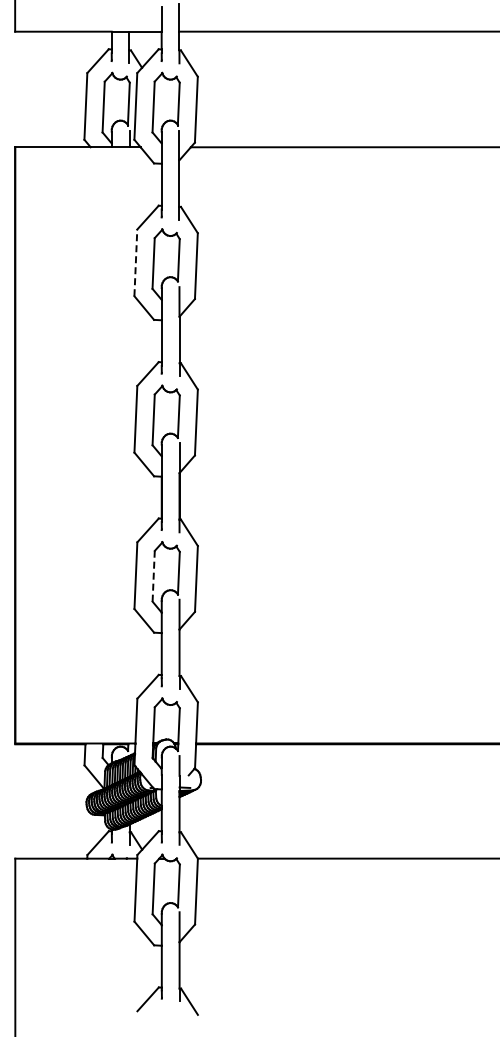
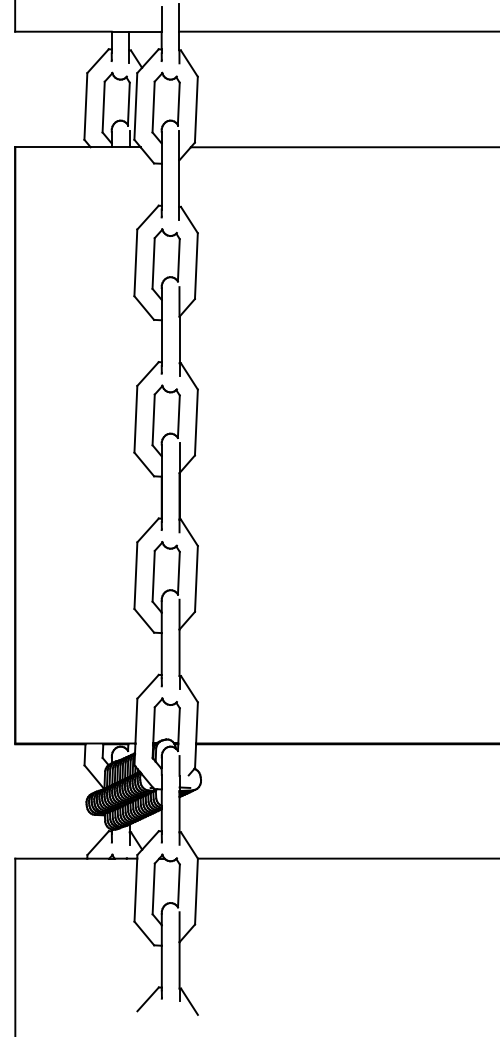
line: dashed -> solid (135, 262)
line: dashed -> solid (153, 575)
